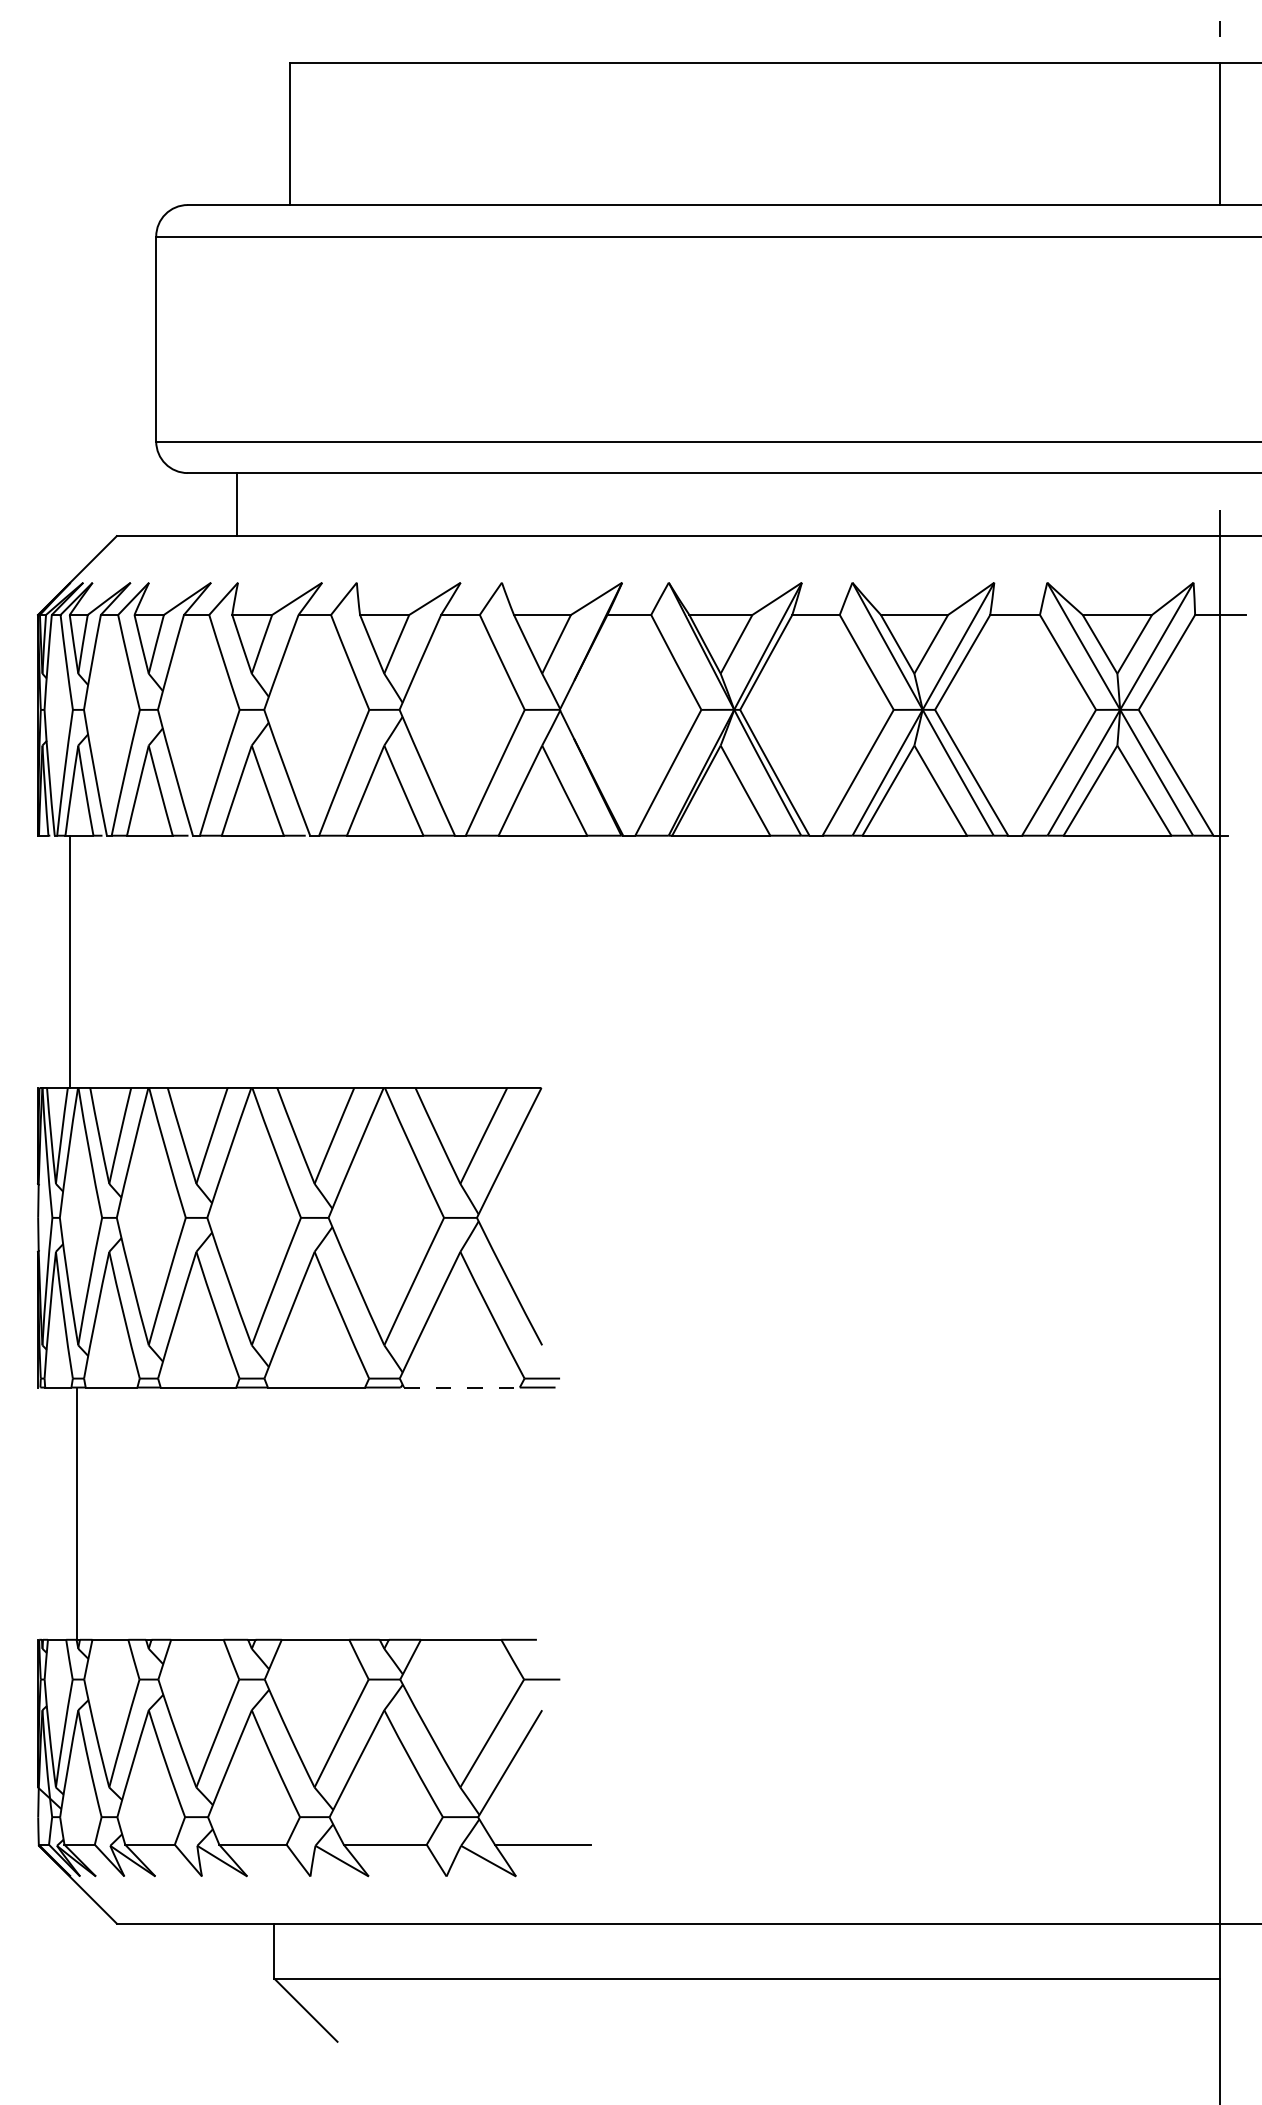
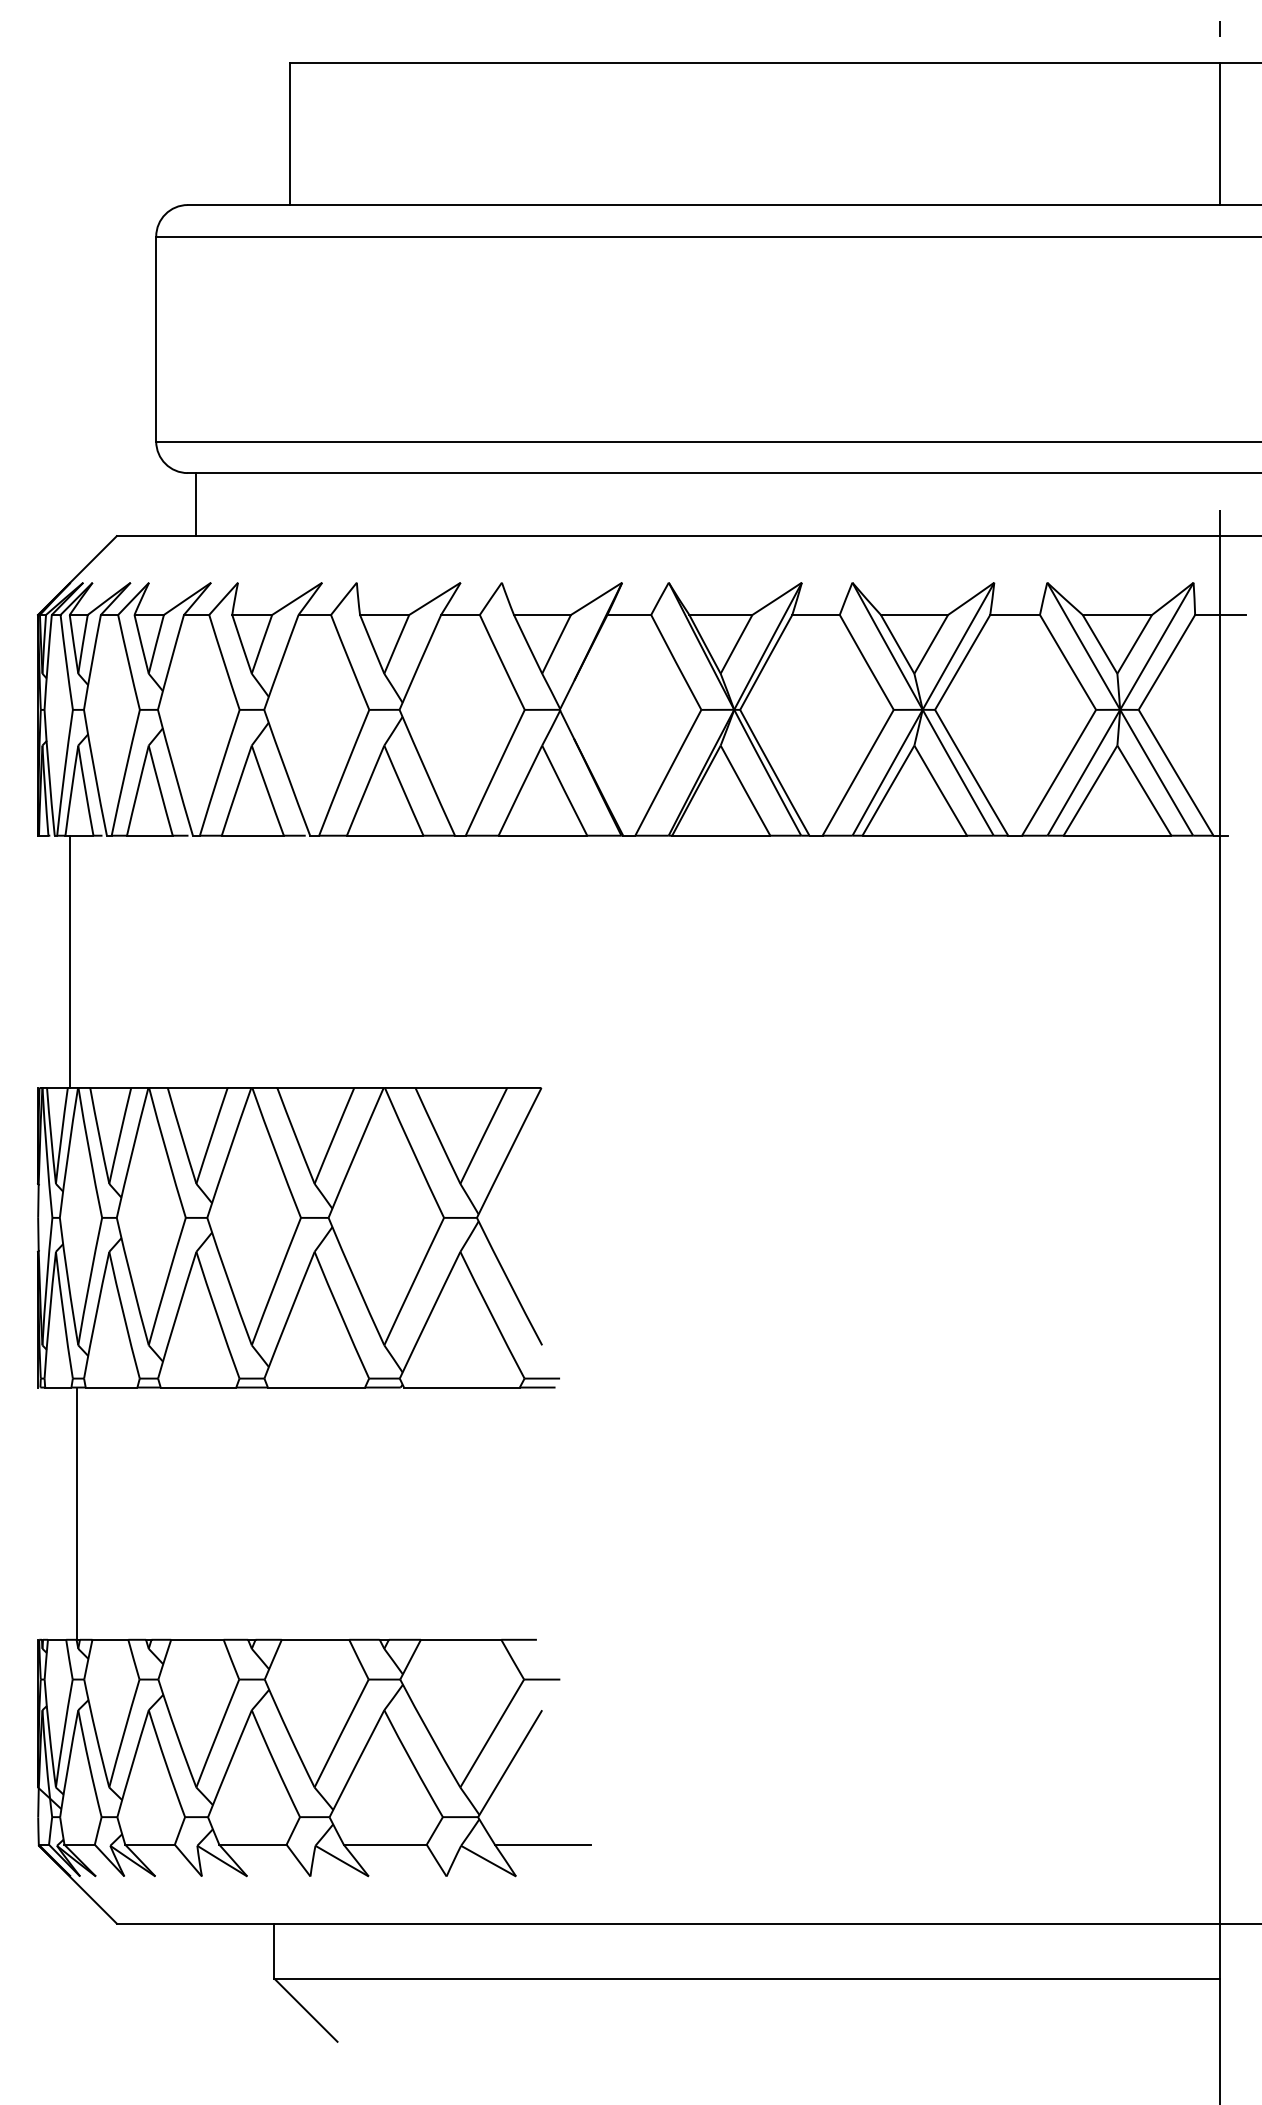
line position: (236, 504) -> (195, 504) (195, 504)
line: dashed -> solid (461, 1387)
